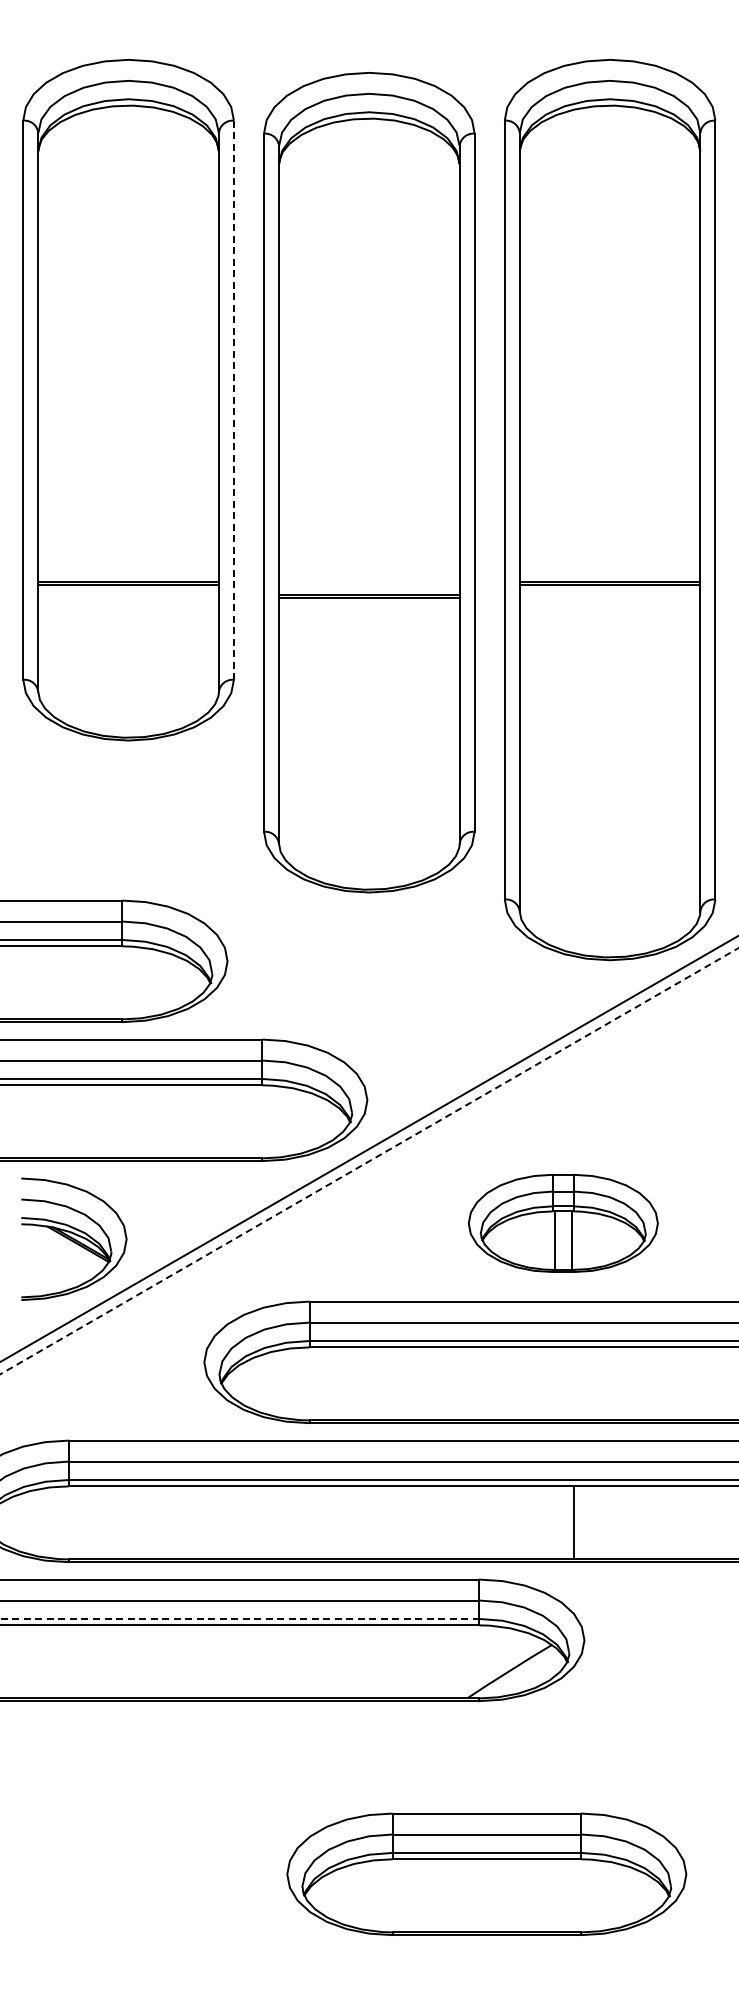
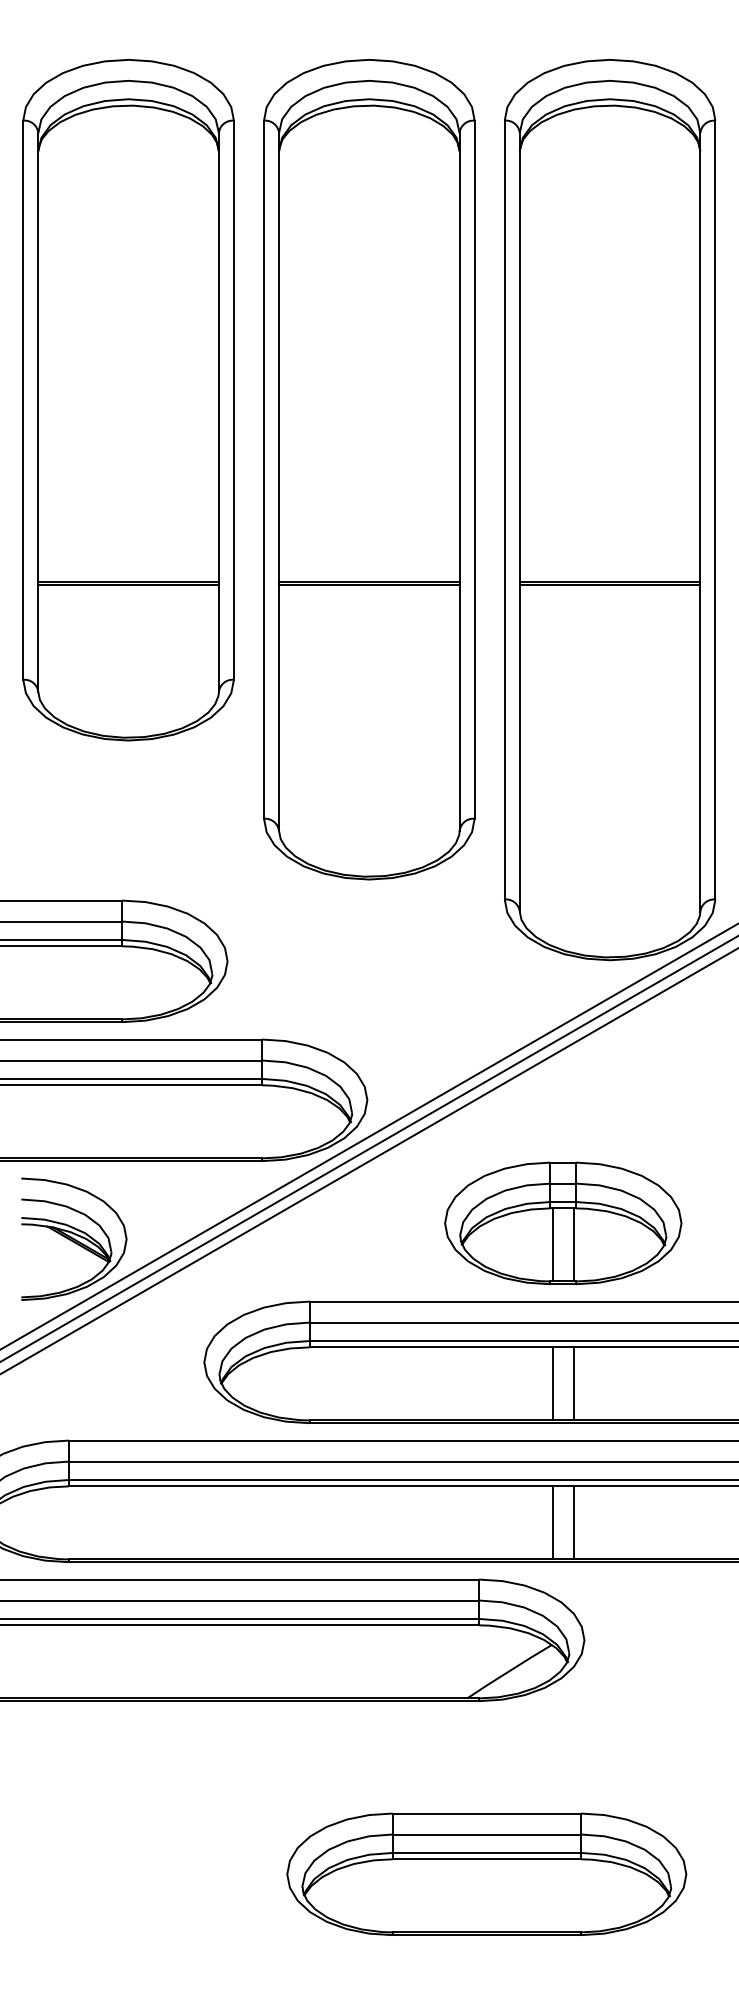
line: dashed -> solid (233, 400)
part position: (369, 482) -> (369, 469) (369, 469)
line: none -> present (368, 1136)
line: dashed -> solid (369, 1161)
part size: 192x100 px -> 239x125 px (563, 1223)
line: none -> present (552, 1383)
line: none -> present (573, 1383)
line: none -> present (552, 1522)
line: dashed -> solid (240, 1618)
